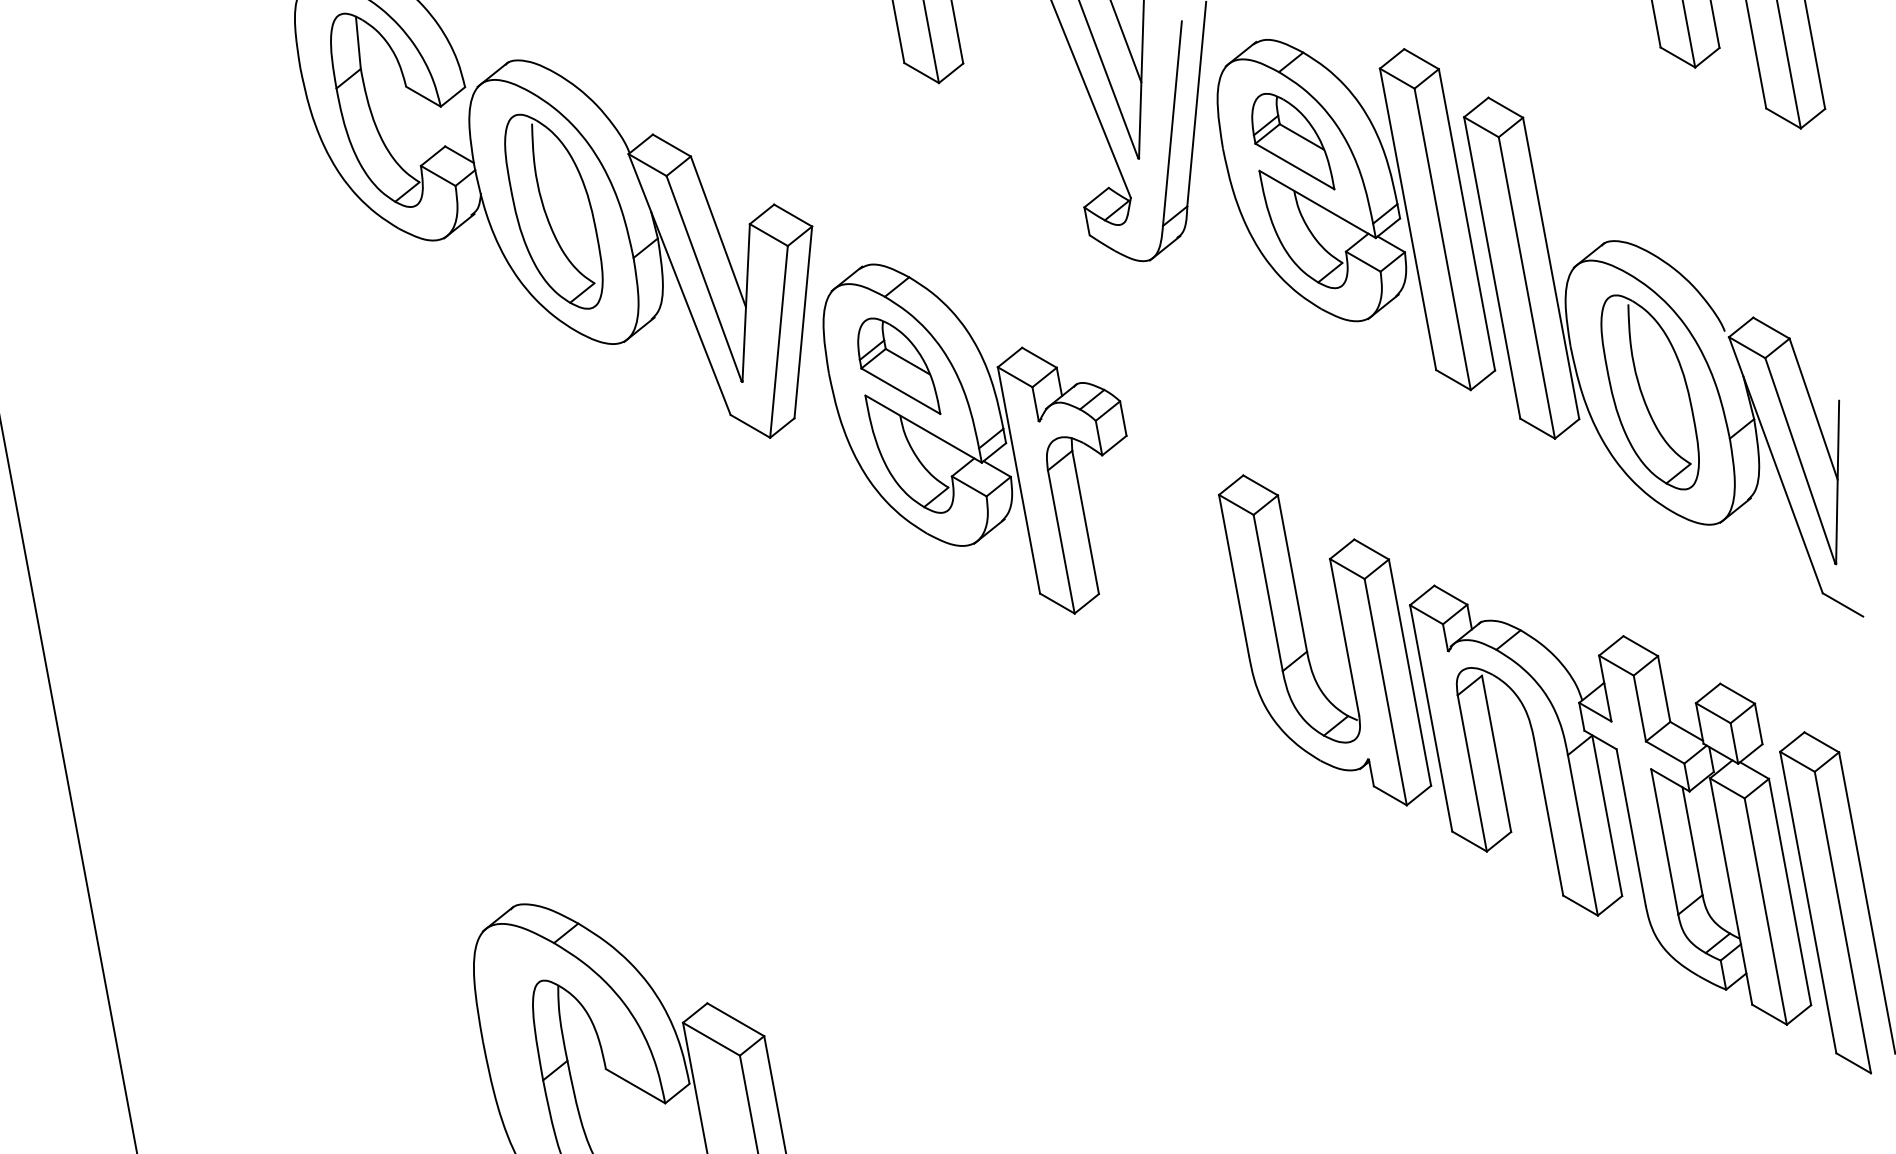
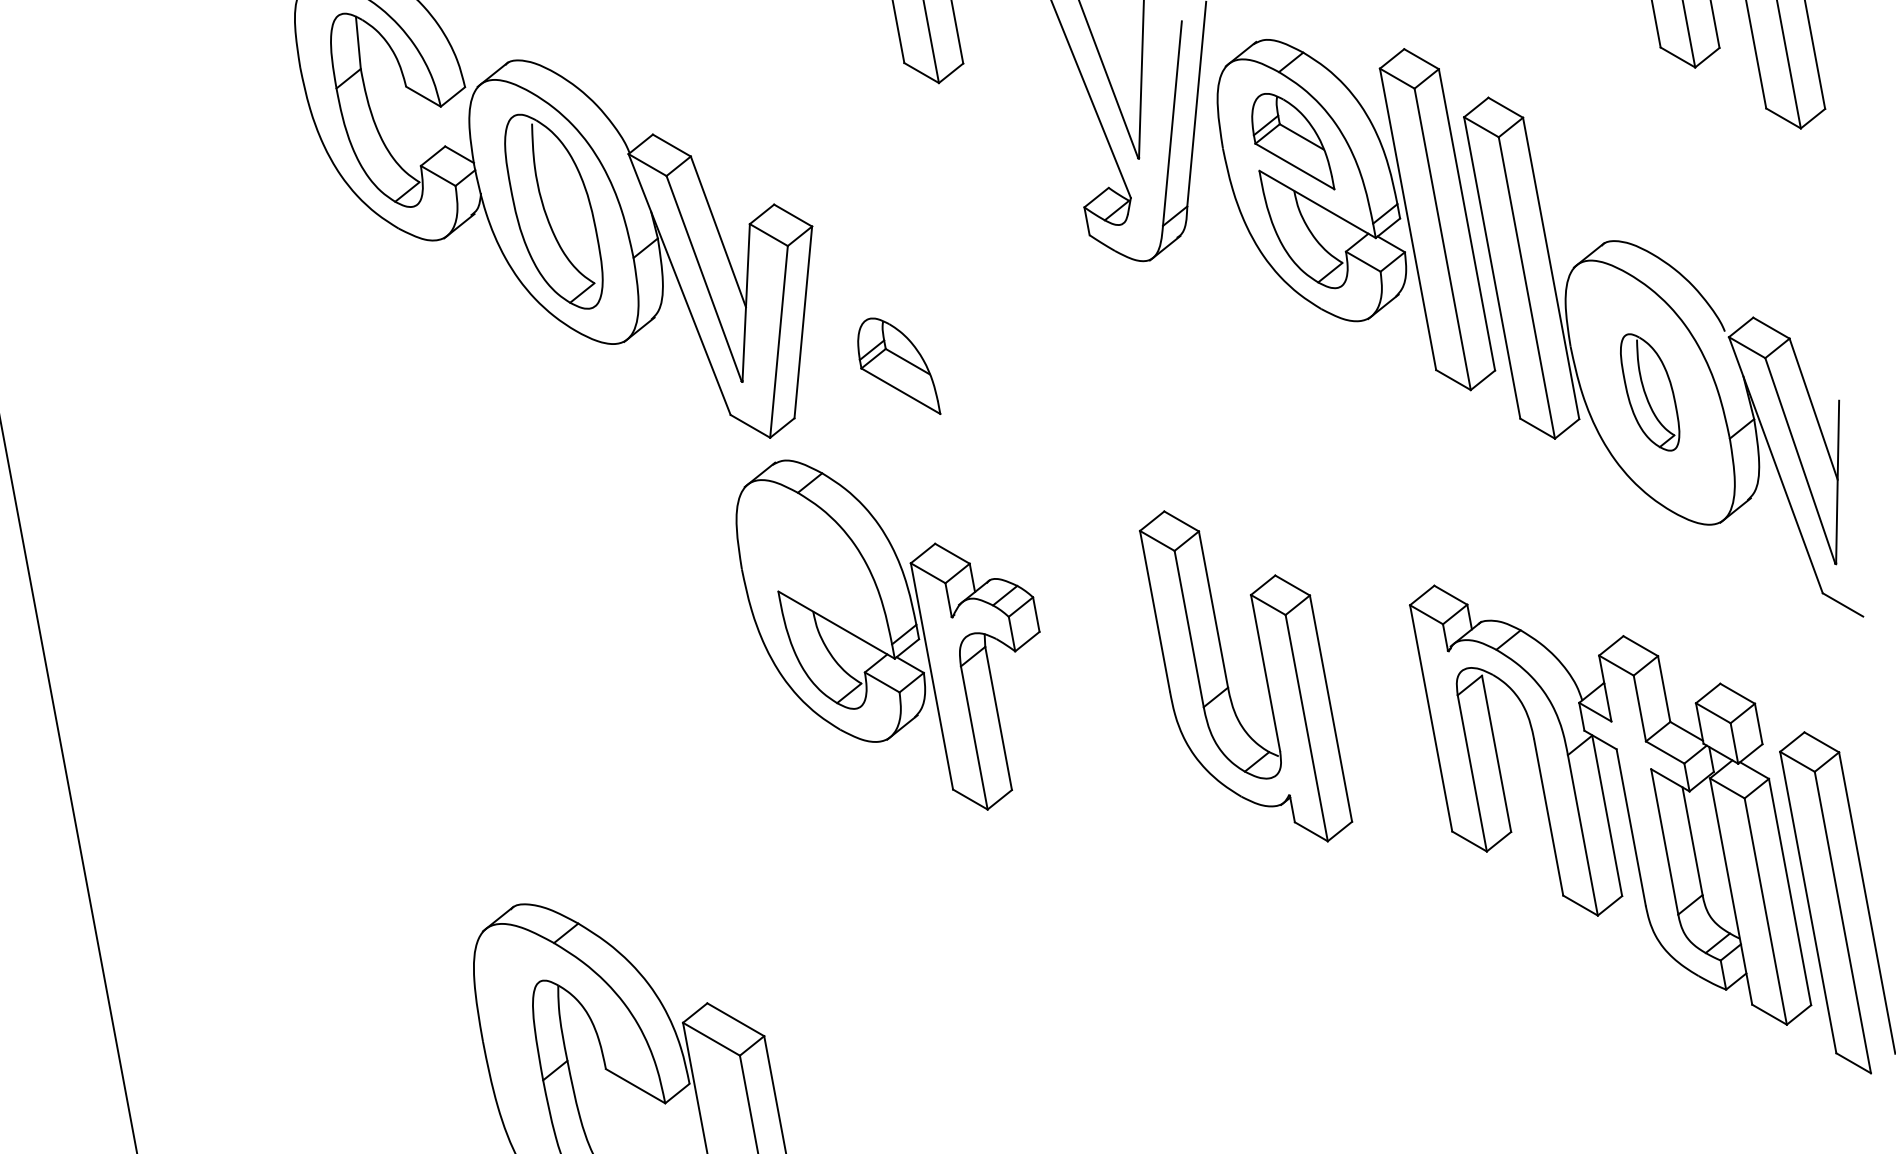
line: present -> none (1126, 42)
part size: 100x197 px -> 61x119 px (1650, 392)
part position: (974, 438) -> (887, 634) (887, 634)
part position: (1343, 637) -> (1264, 673) (1264, 673)
